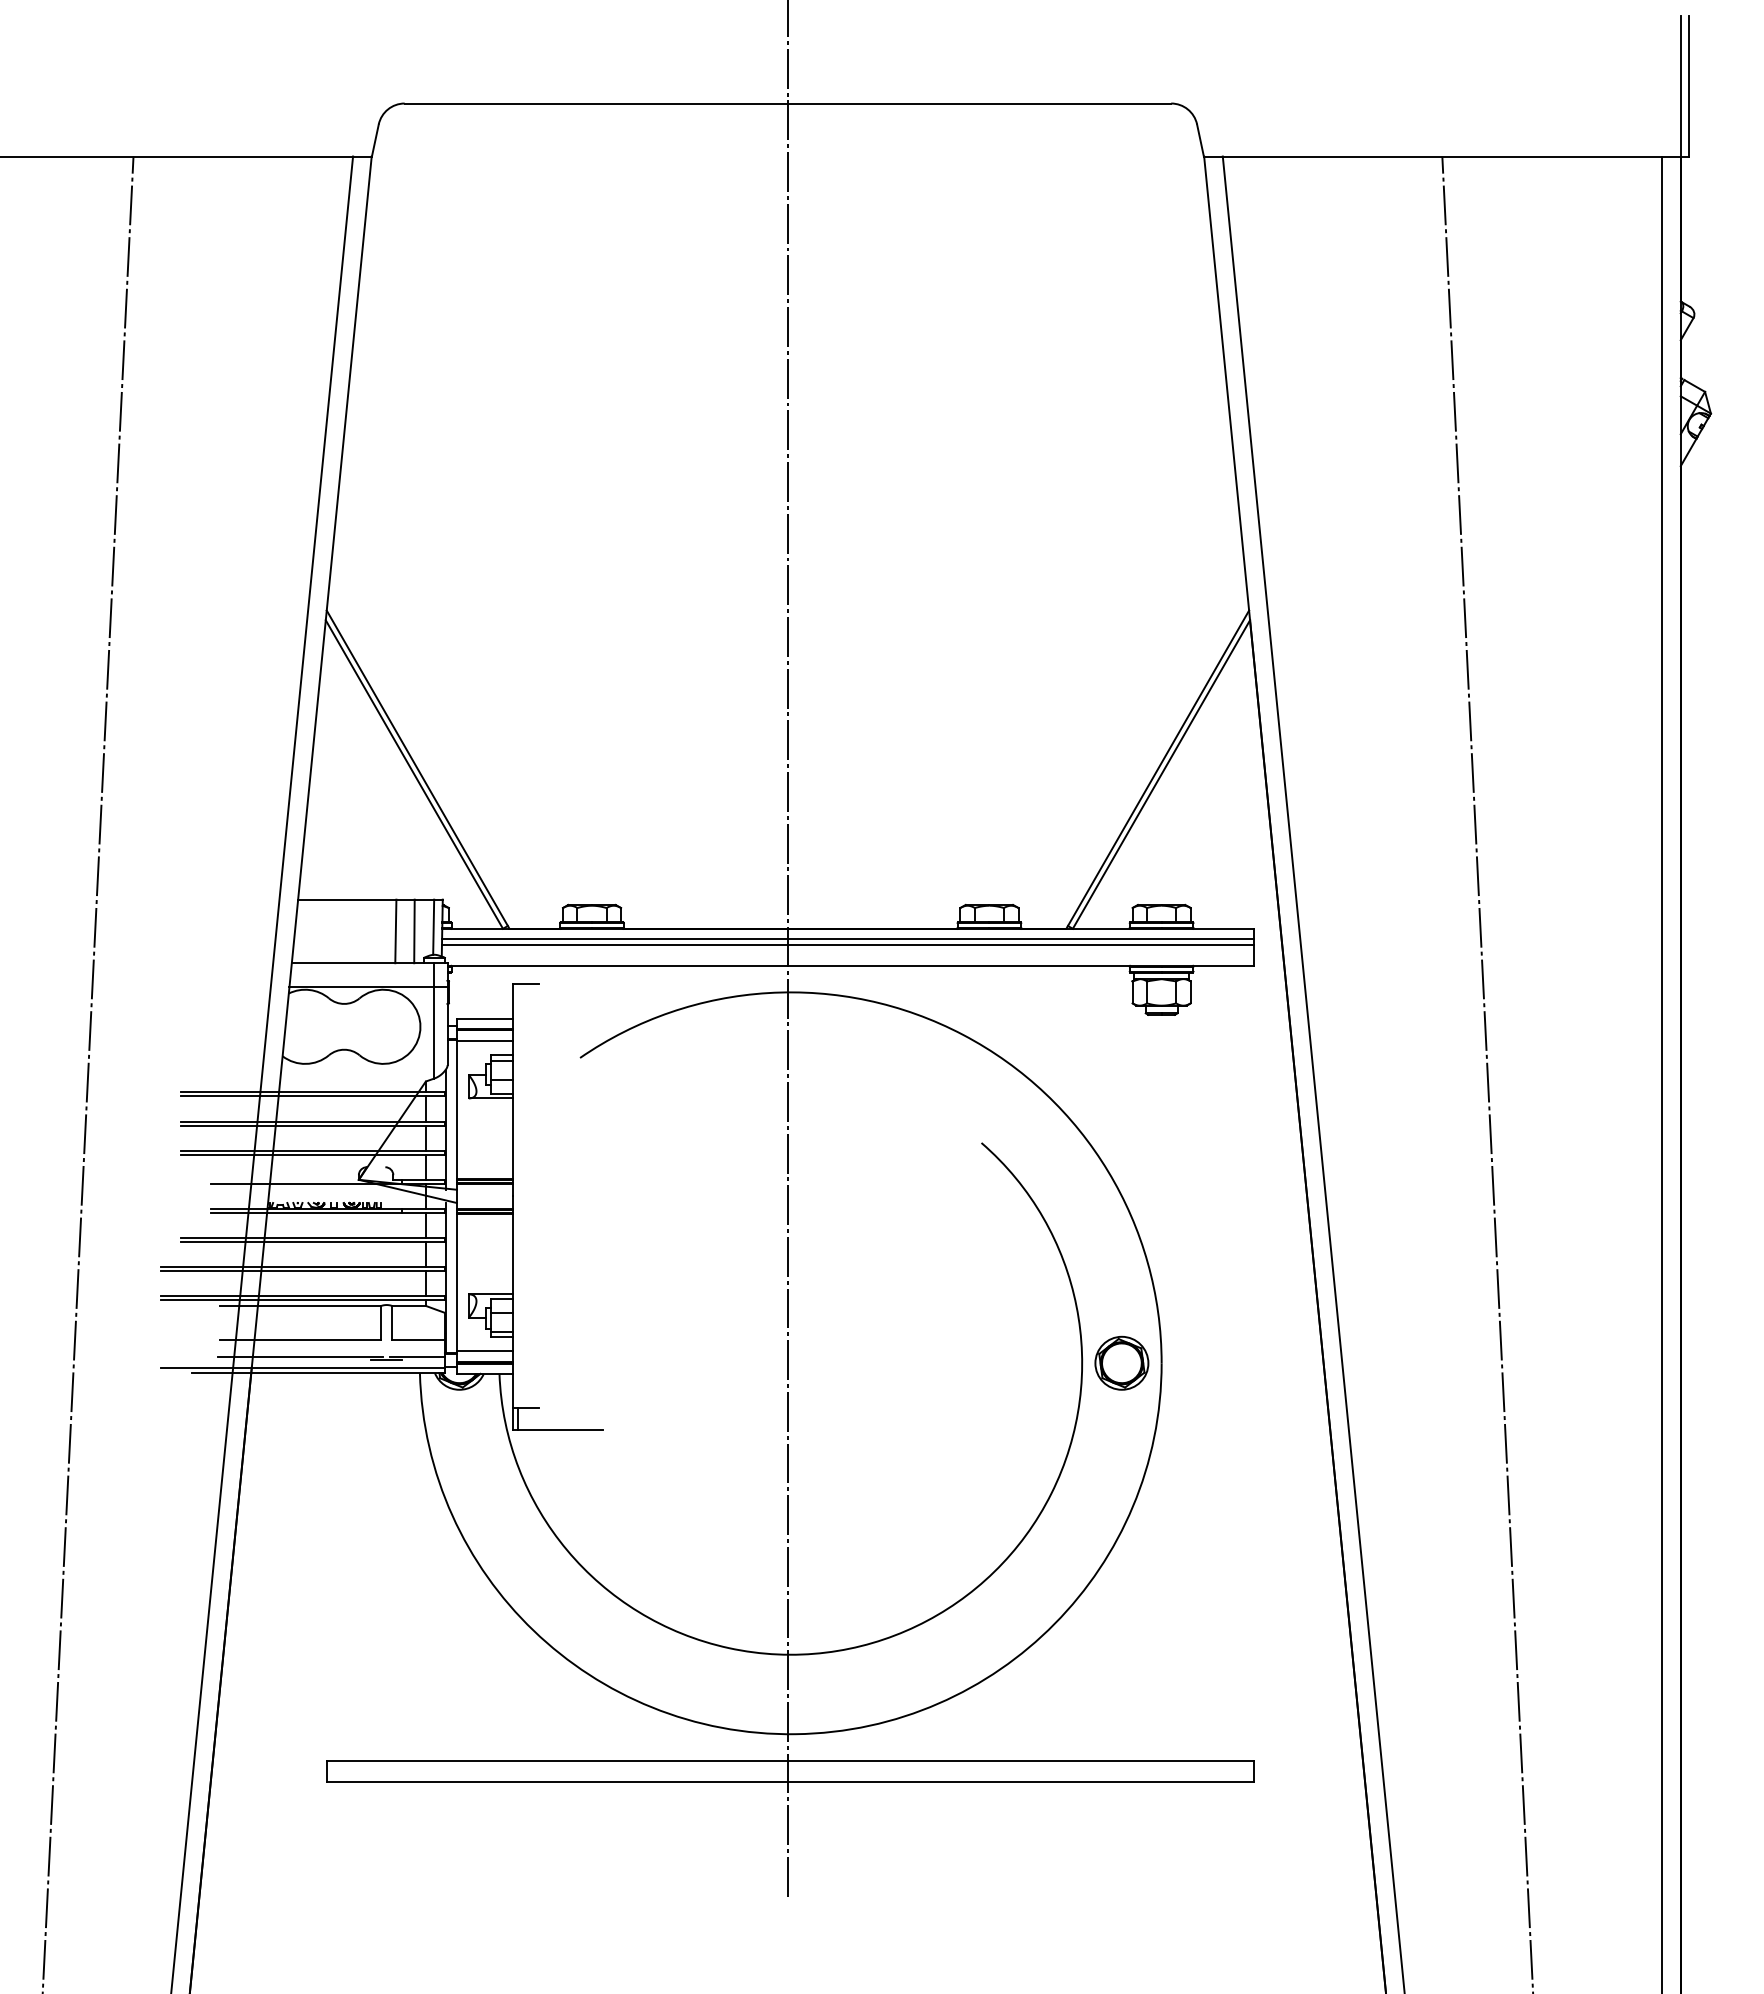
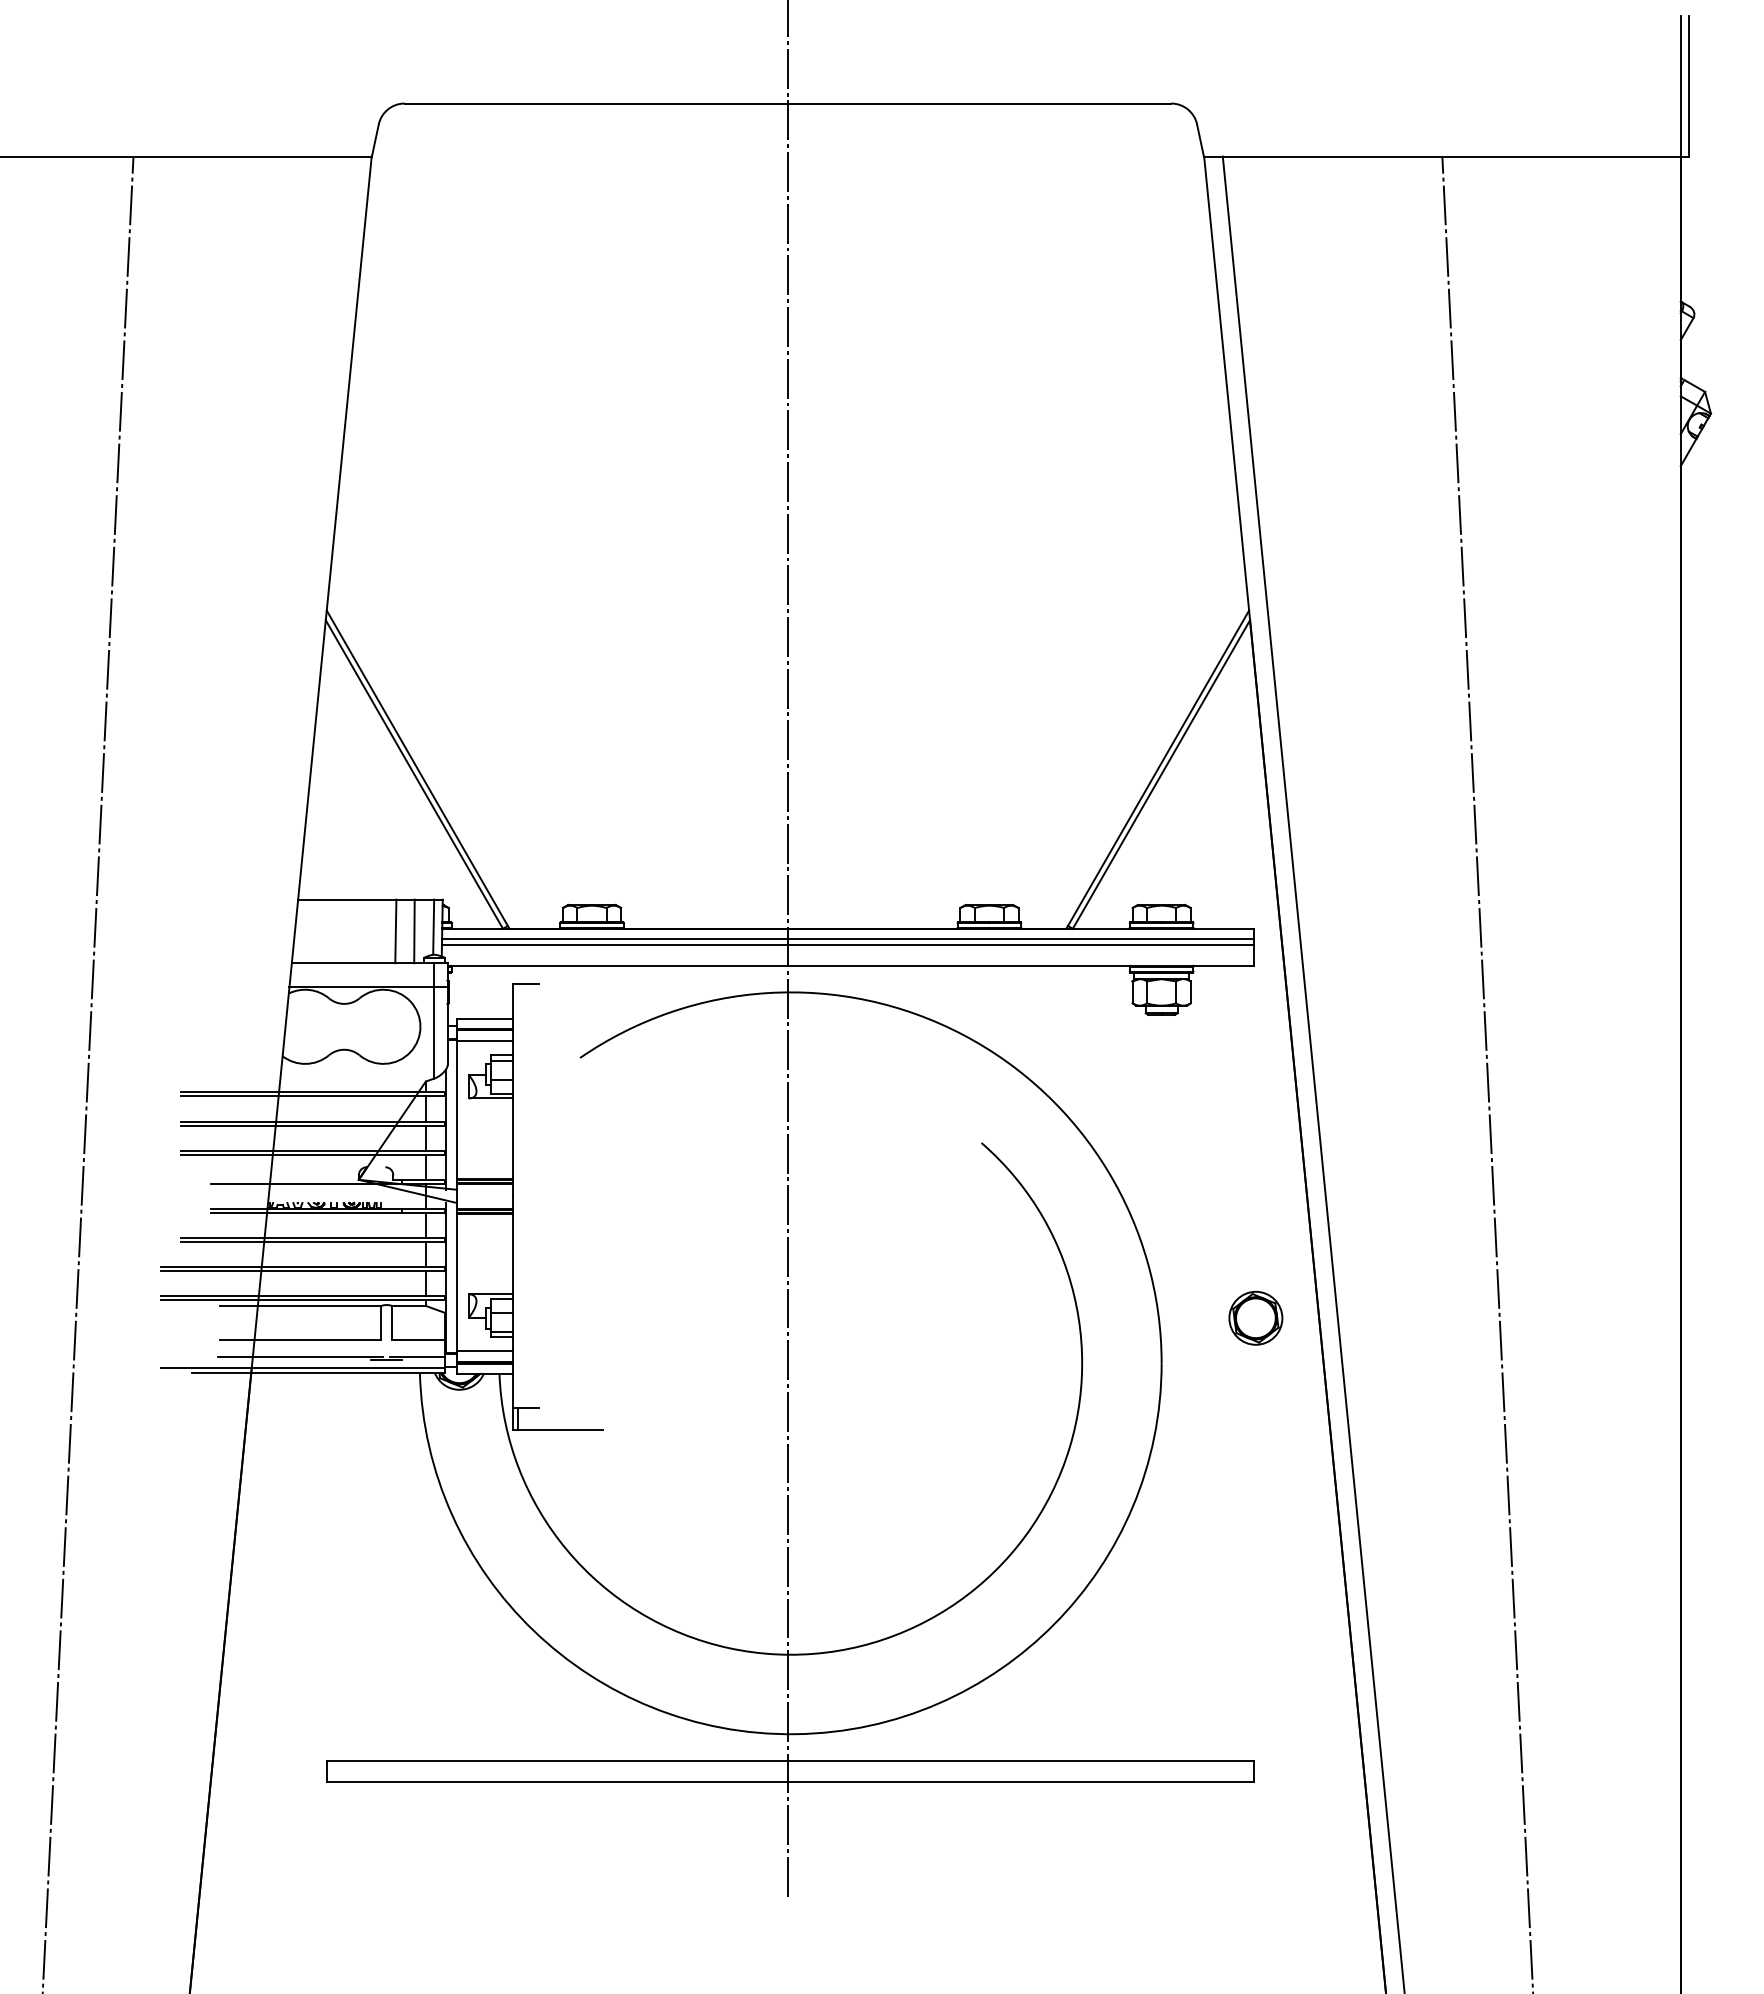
line: present -> none (262, 1073)
line: present -> none (1662, 1073)
part position: (1121, 1362) -> (1255, 1317) (1255, 1317)
